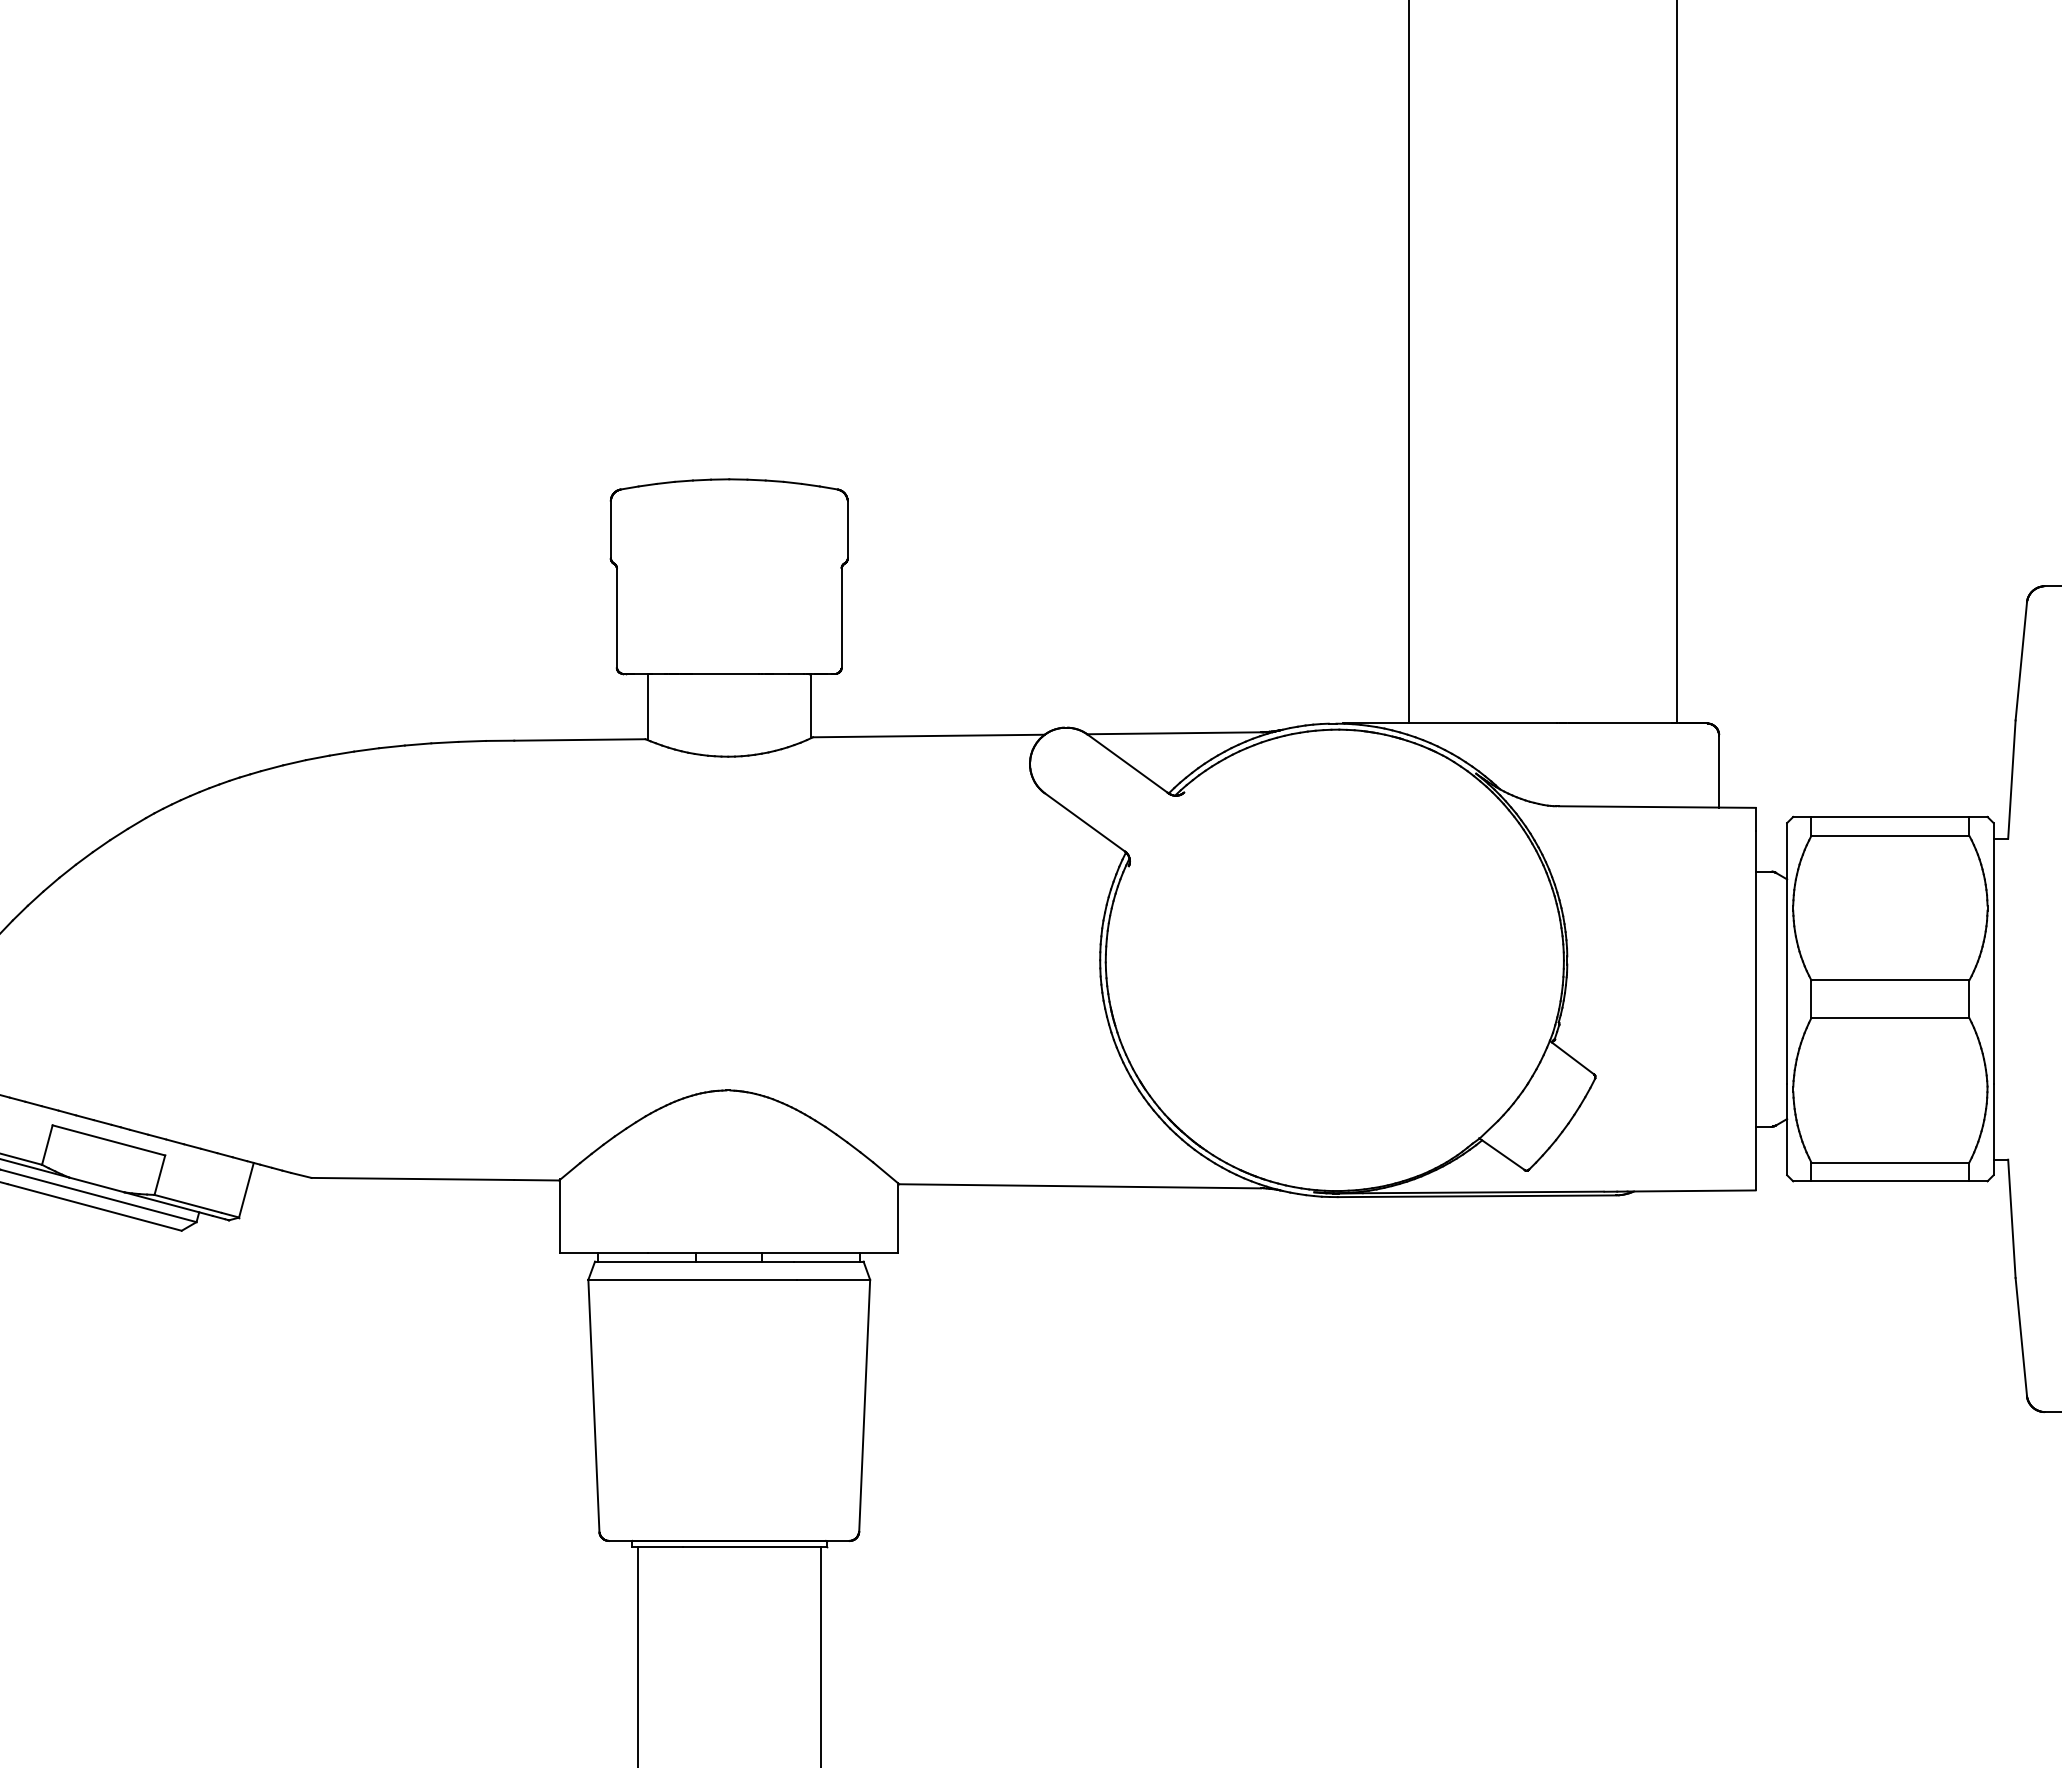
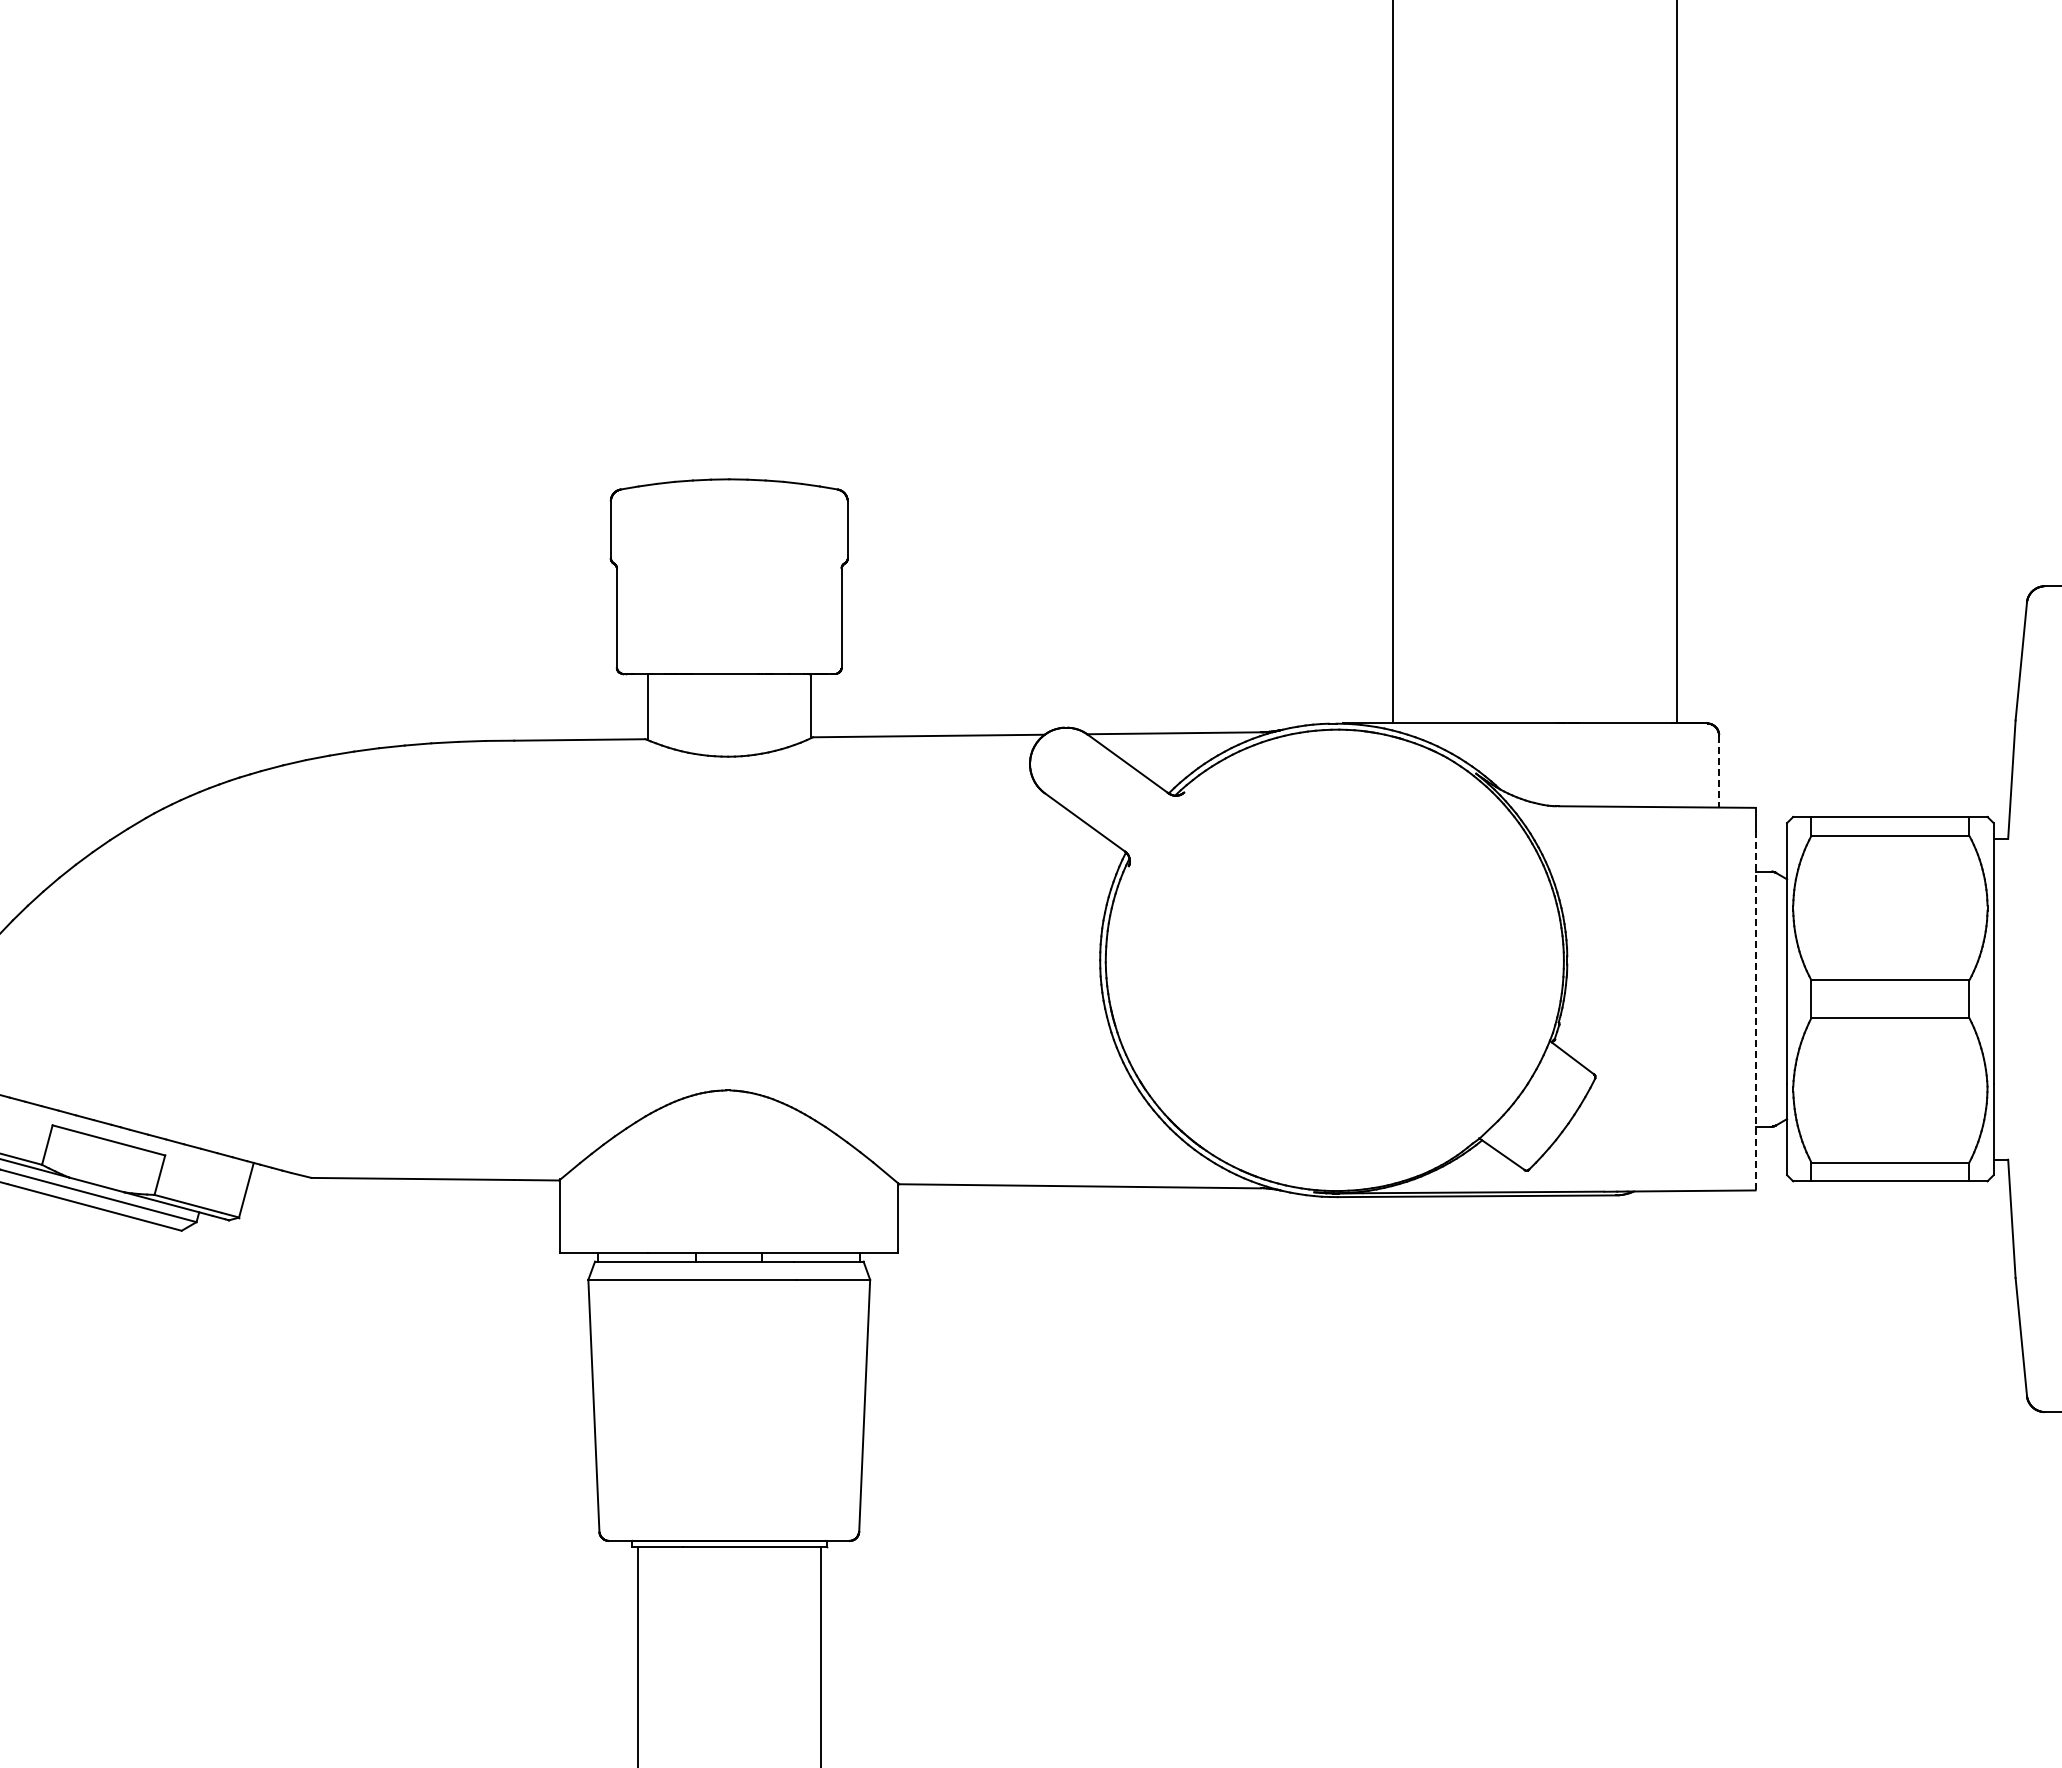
line position: (1409, 362) -> (1393, 362) (1393, 362)
line: solid -> dashed (1719, 772)
line: solid -> dashed (1755, 1010)
